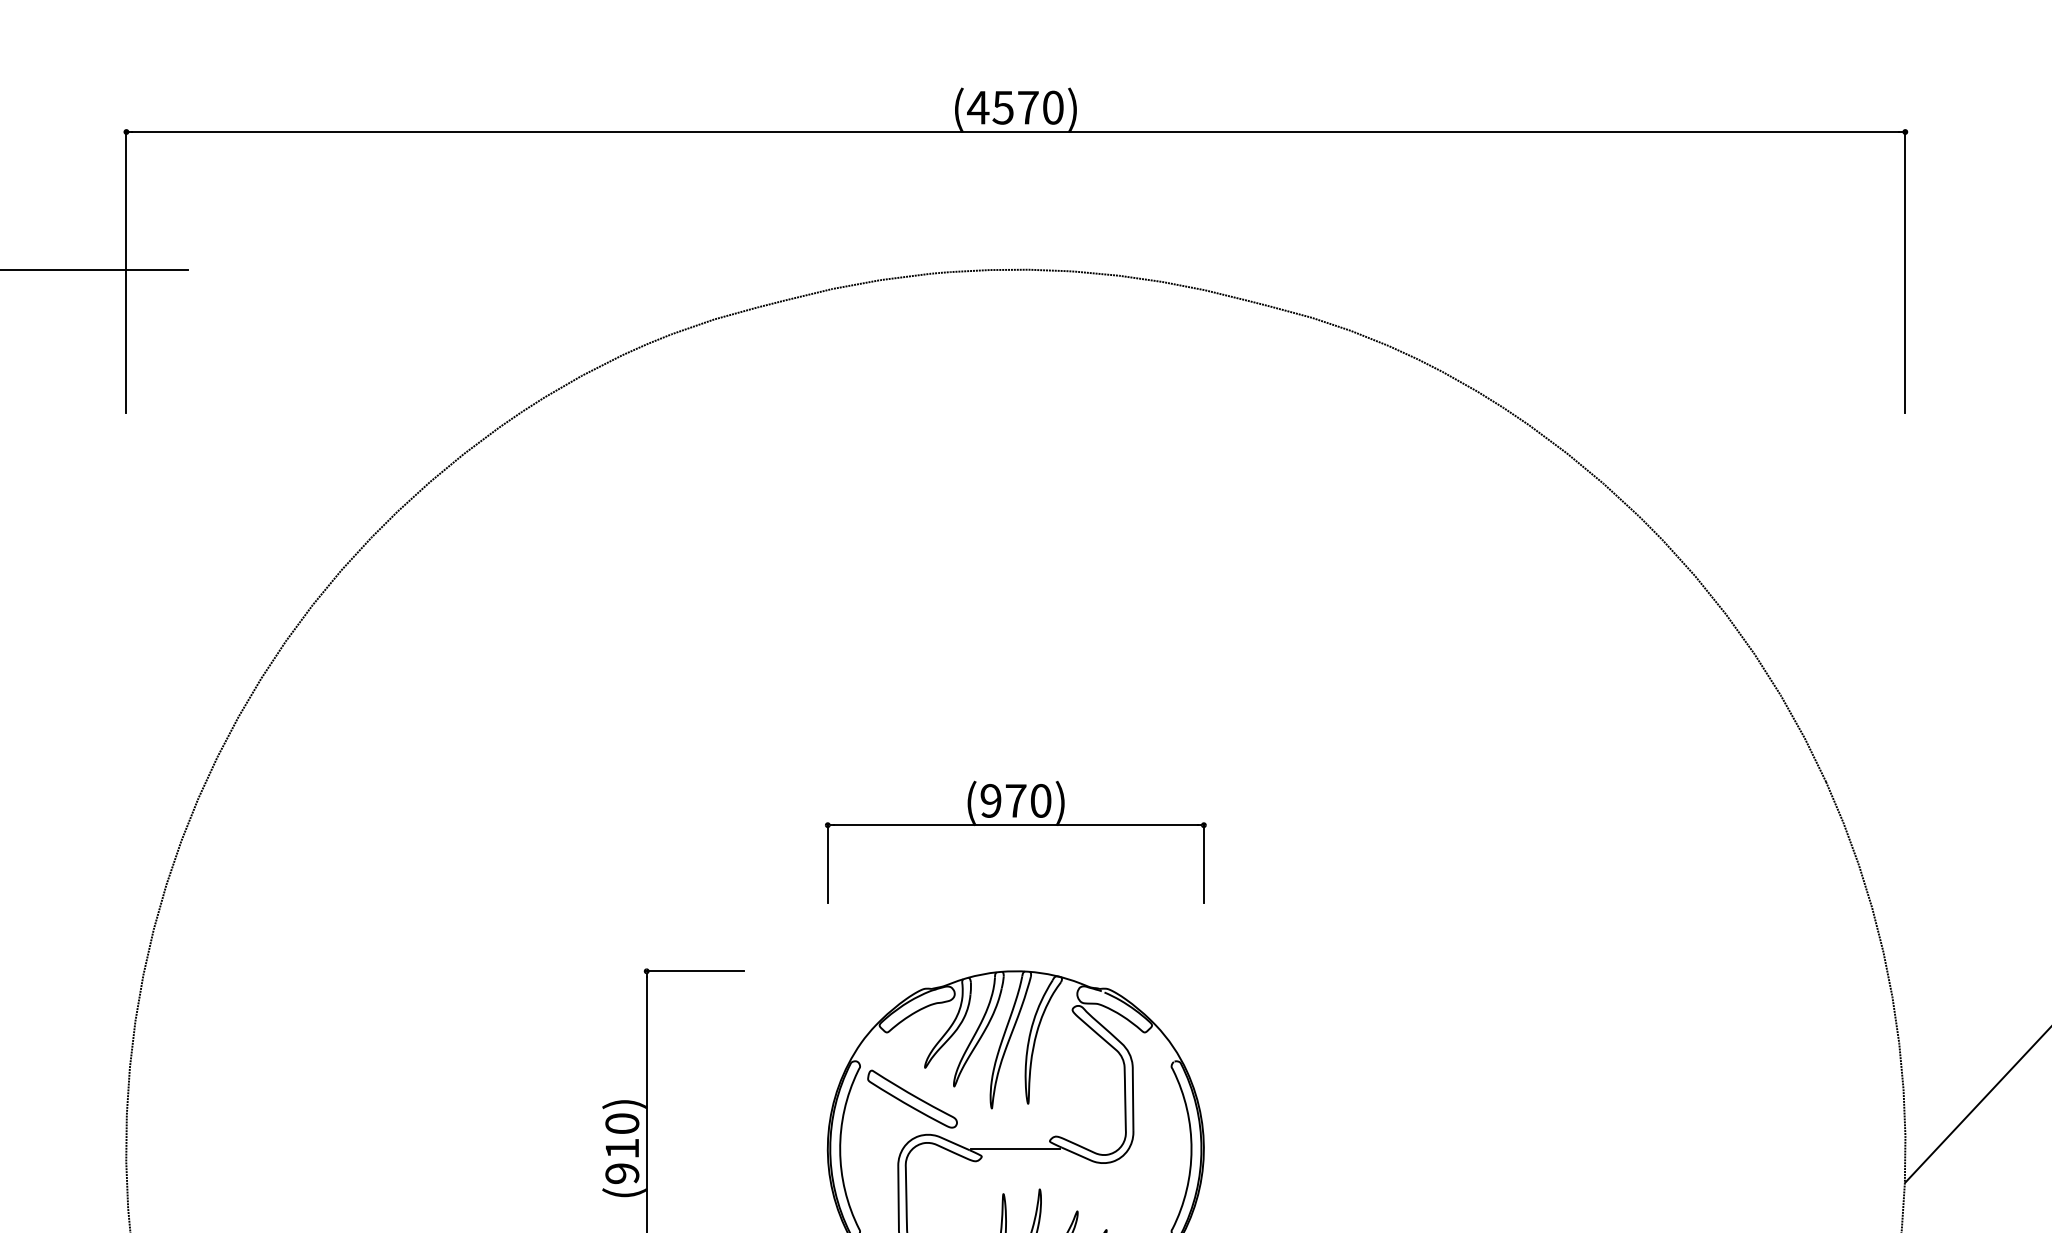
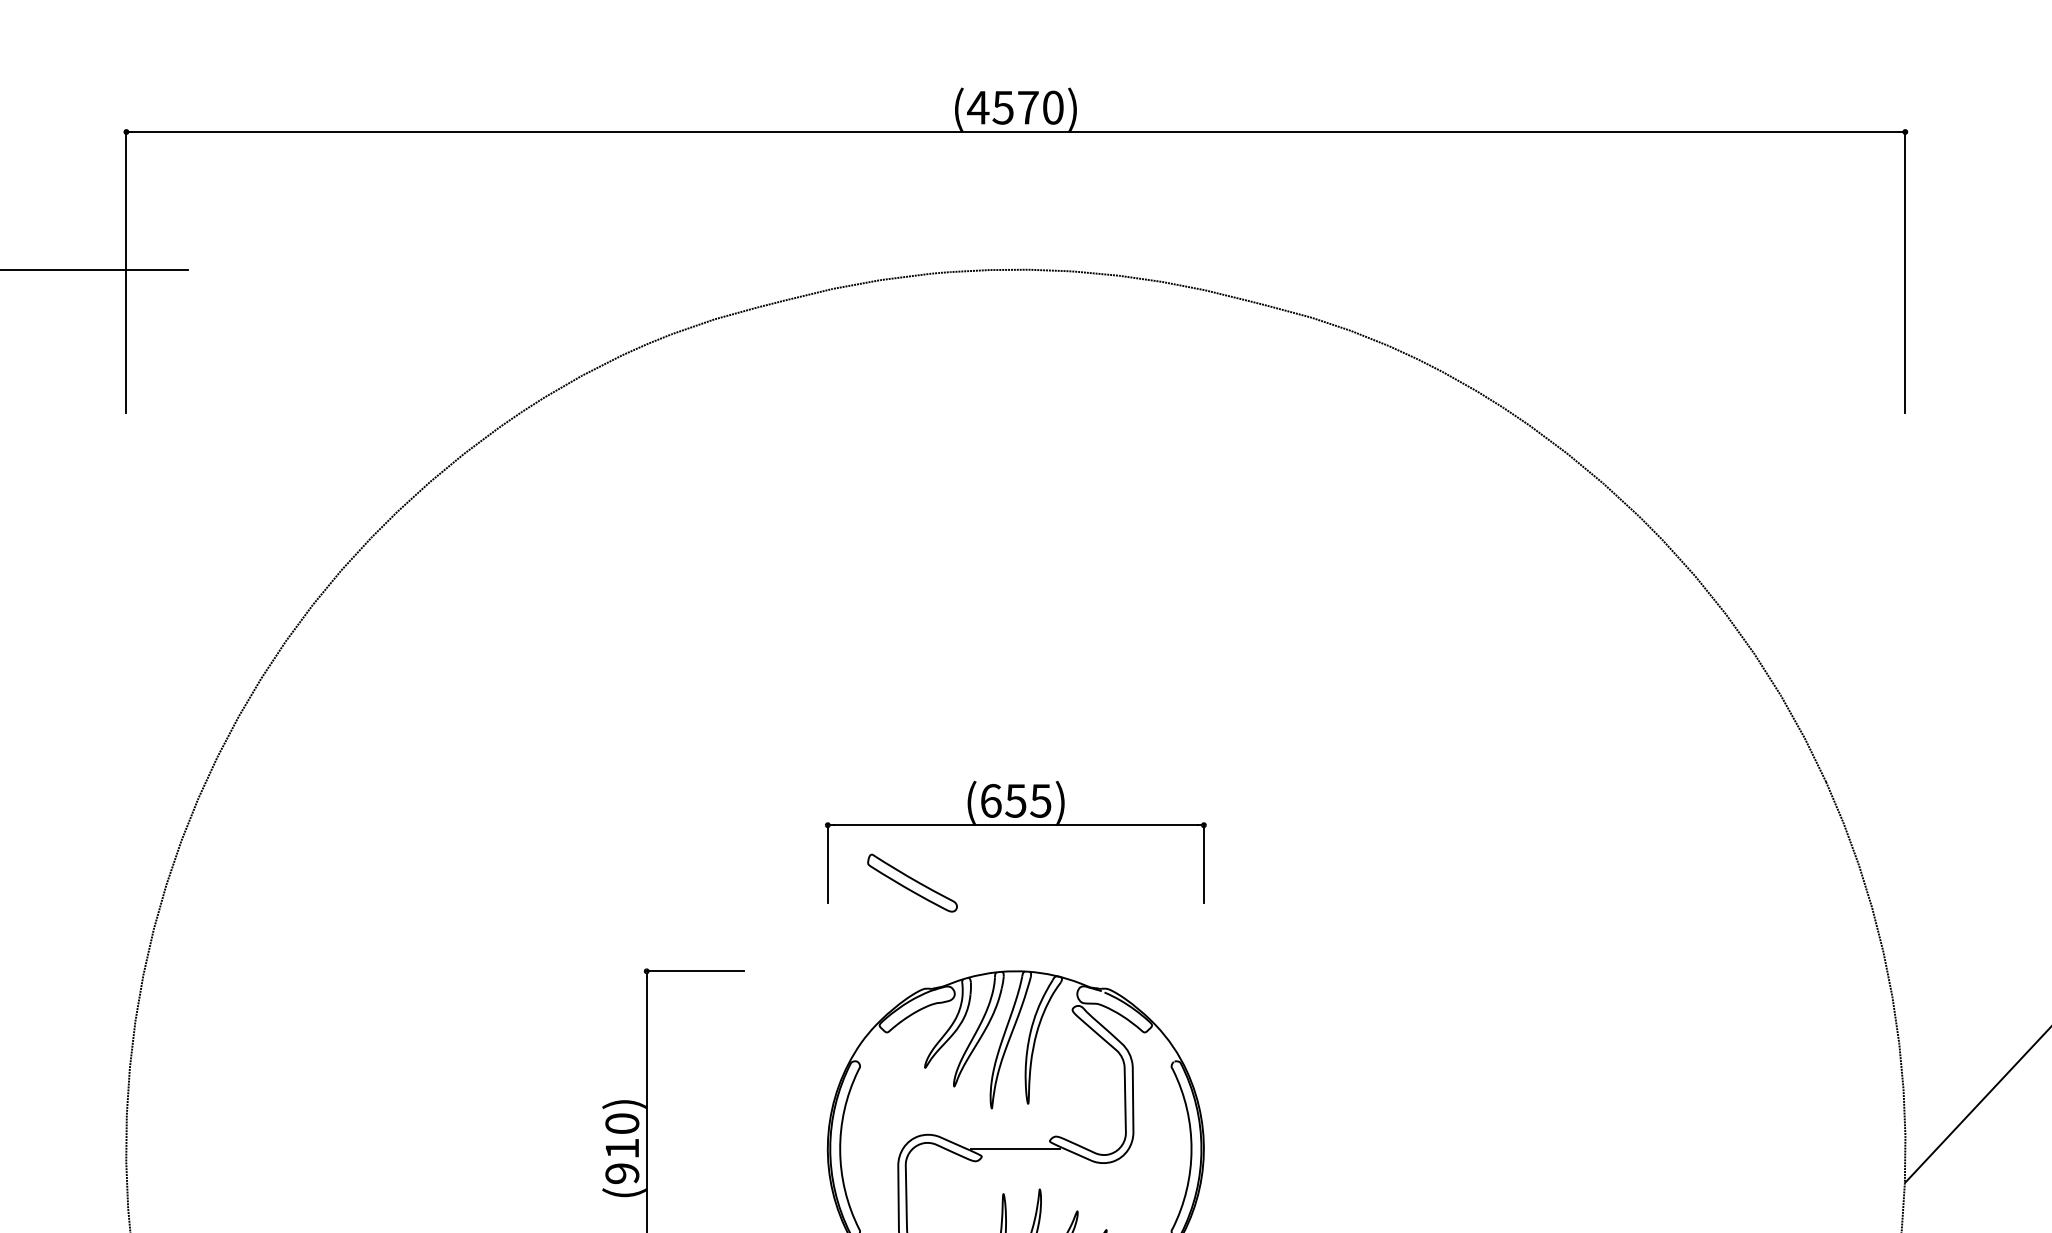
text: (970) -> (655) (1015, 800)
part position: (912, 1098) -> (912, 882) (912, 882)
